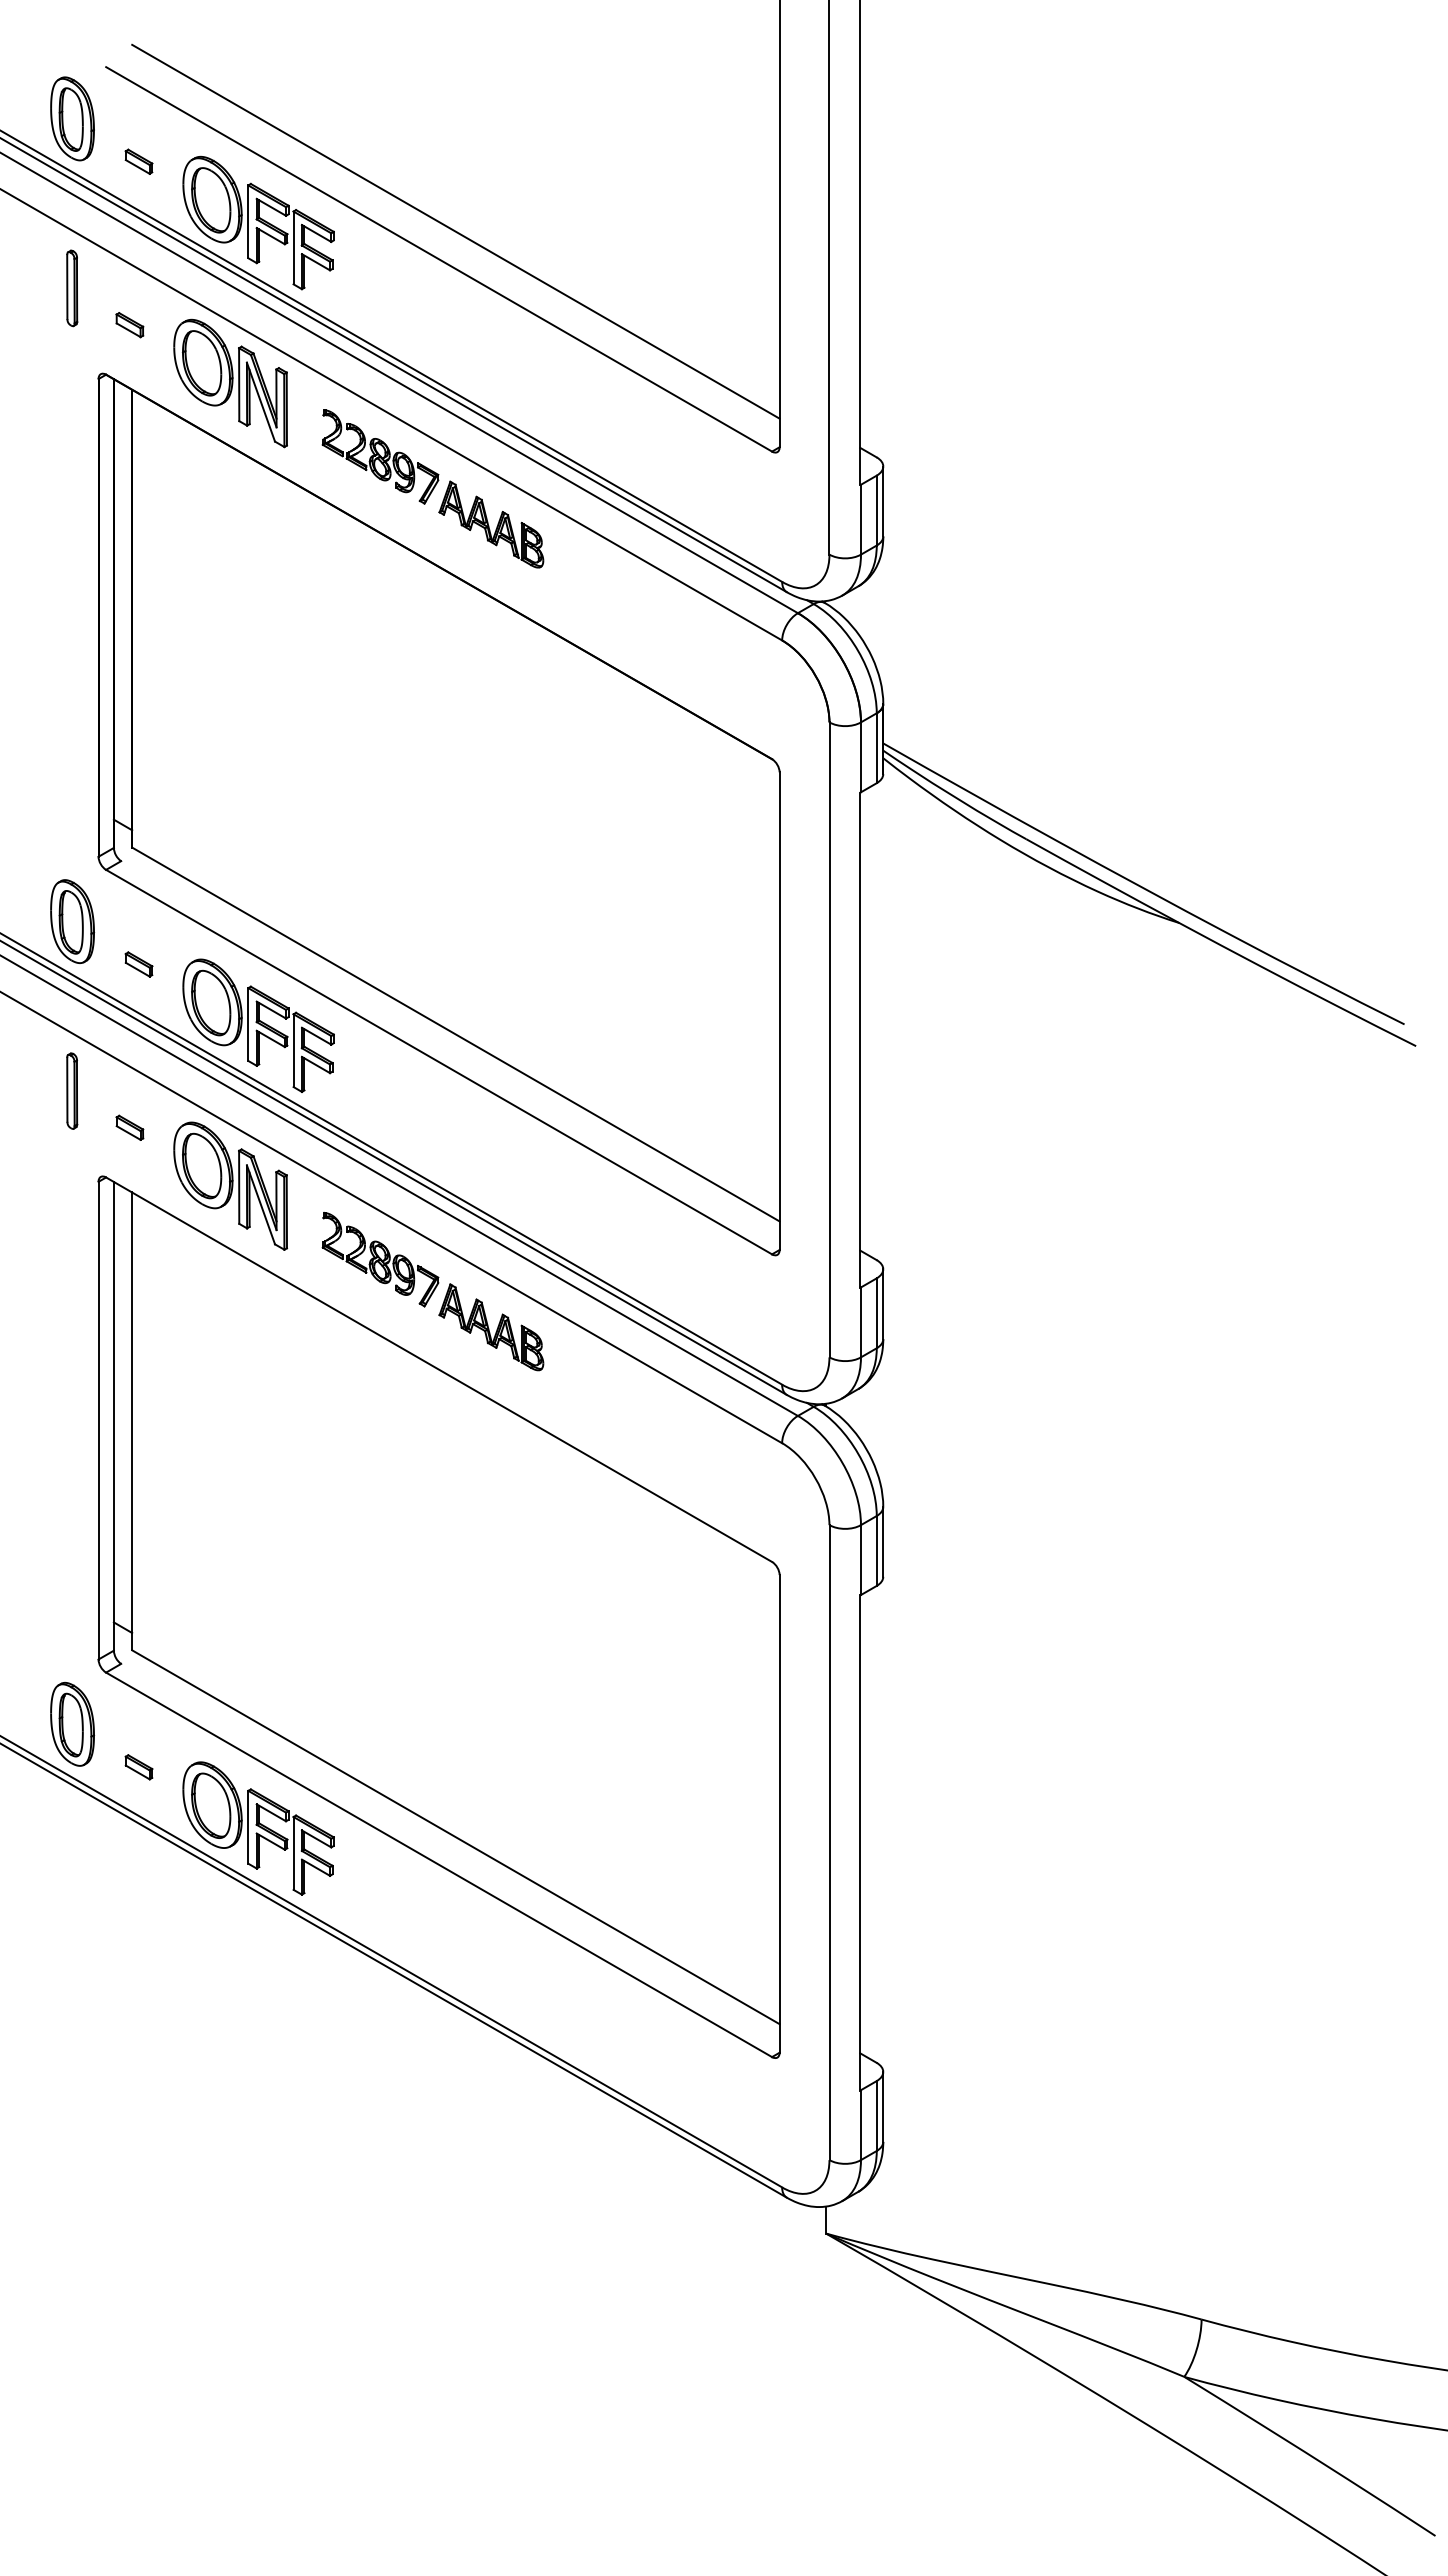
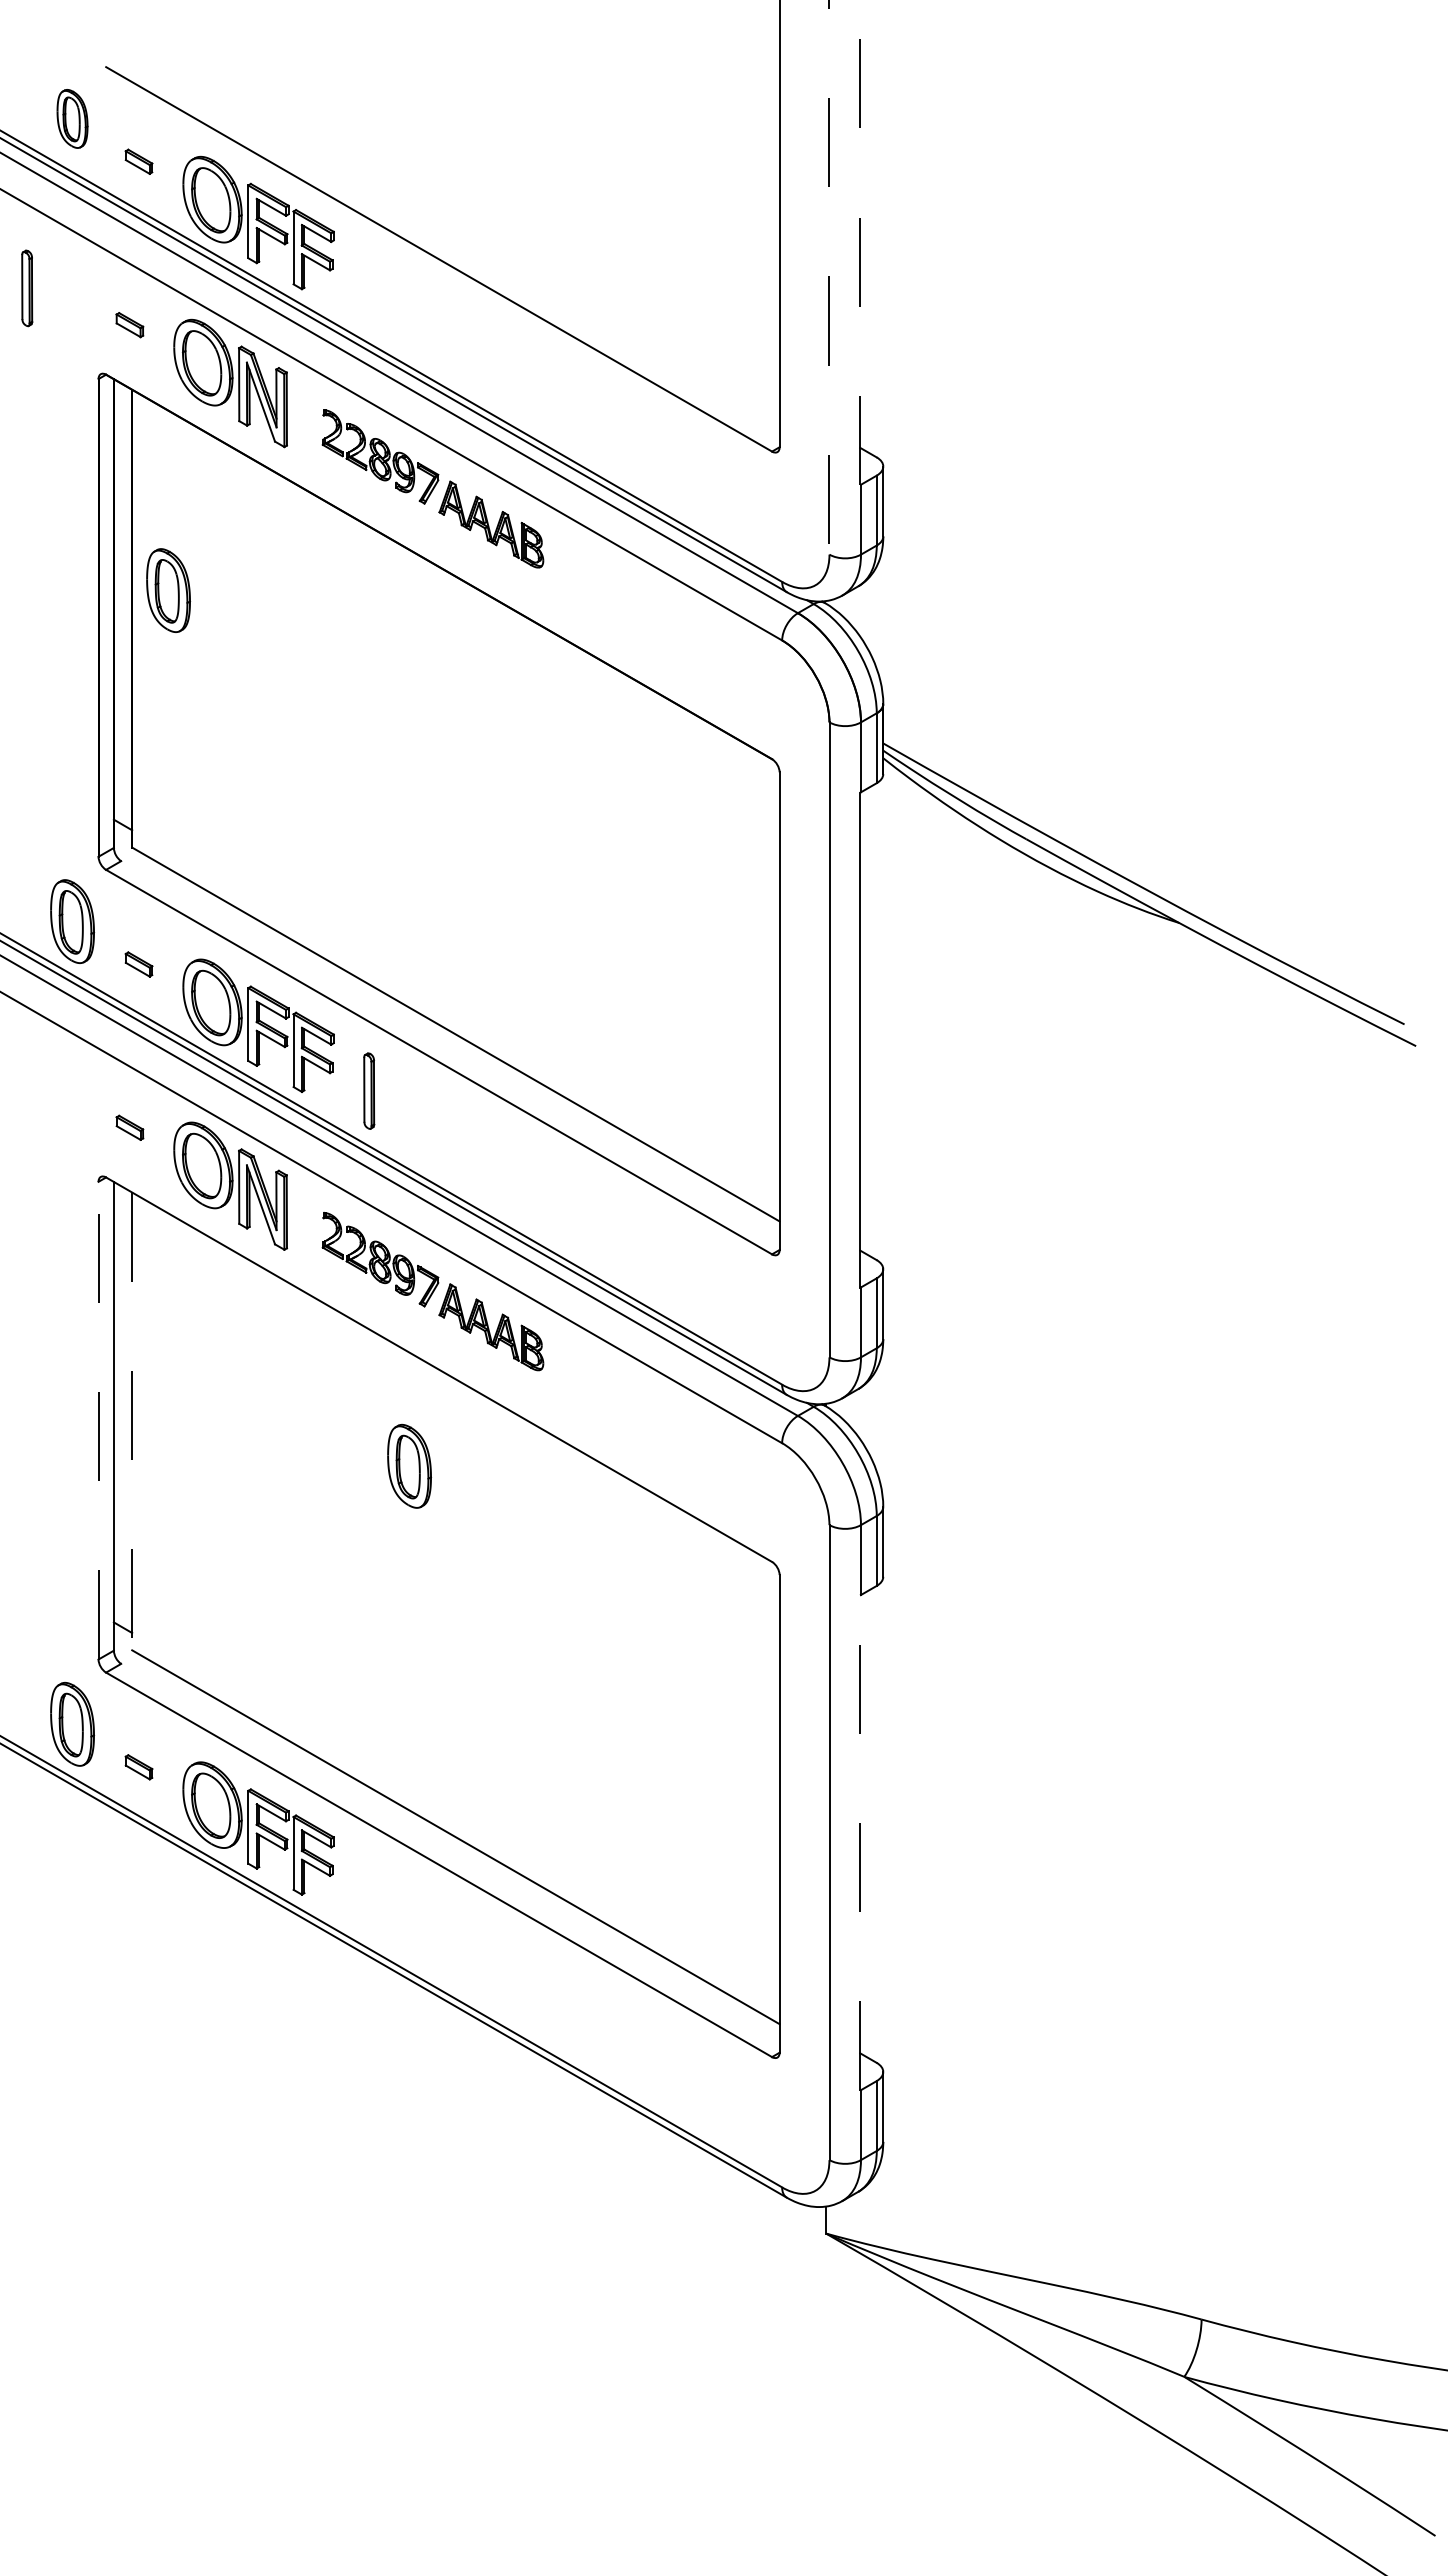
part size: 45x86 px -> 33x60 px (72, 118)
line: present -> none (455, 231)
line: solid -> dashed (860, 242)
line: solid -> dashed (829, 277)
part position: (72, 288) -> (27, 288) (27, 288)
part: none -> present (168, 590)
part position: (72, 1090) -> (369, 1090) (369, 1090)
line: solid -> dashed (98, 1420)
line: solid -> dashed (132, 1421)
part: none -> present (409, 1465)
line: solid -> dashed (860, 1843)
